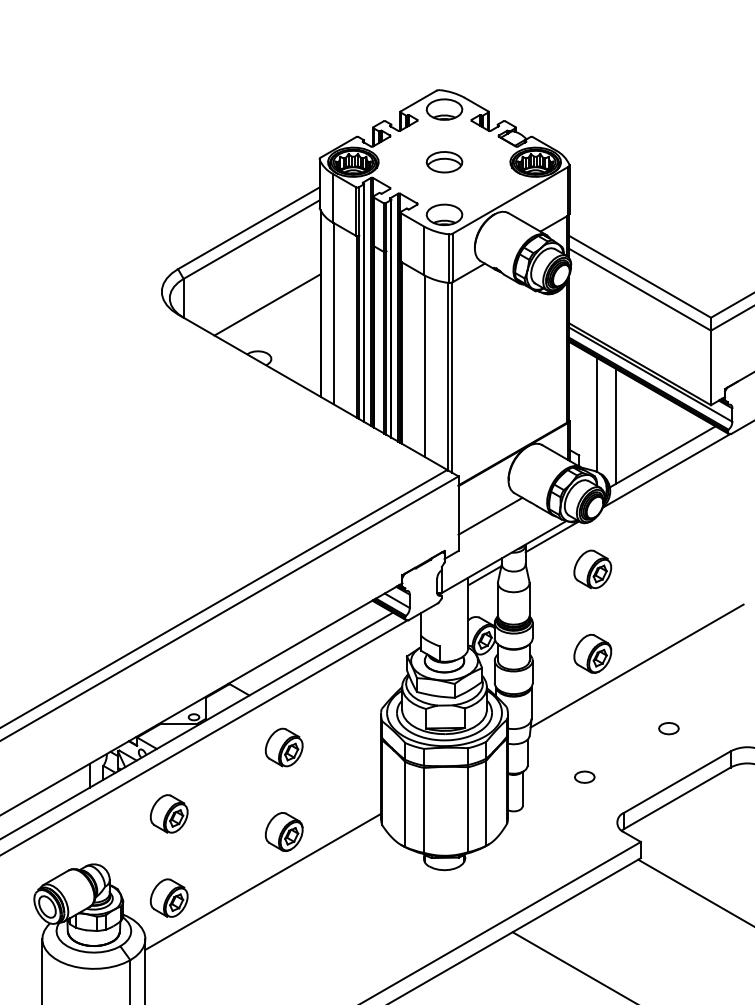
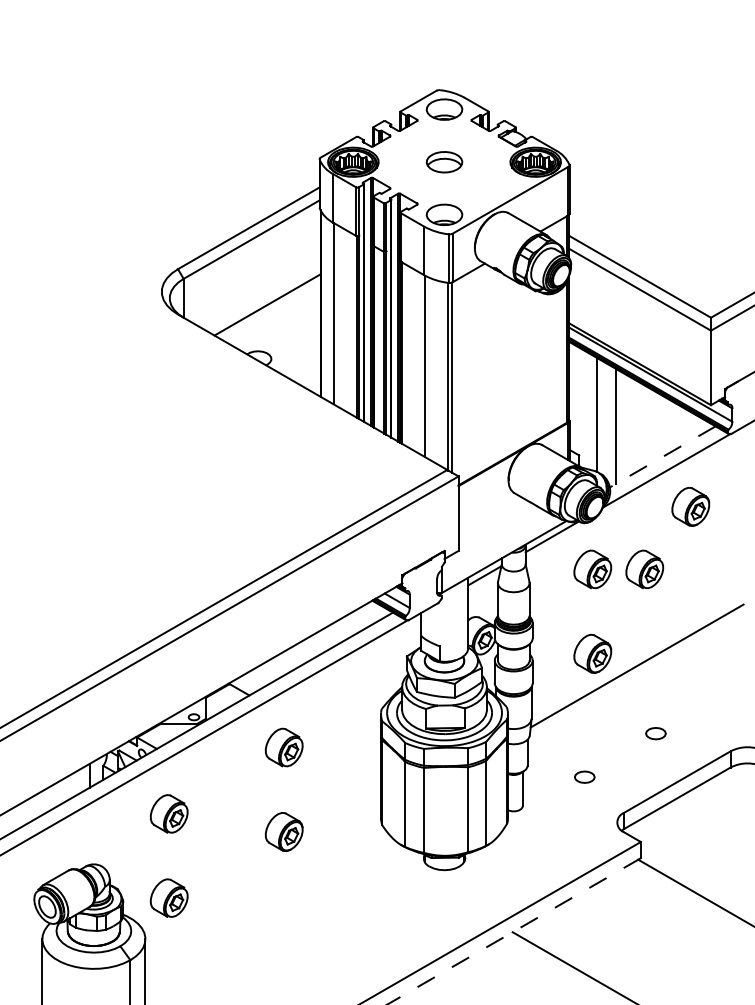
line: solid -> dashed (662, 456)
part: none -> present (690, 506)
line: present -> none (490, 515)
part: none -> present (644, 569)
part position: (668, 728) -> (655, 733) (655, 733)
line: present -> none (263, 881)
line: solid -> dashed (513, 931)
